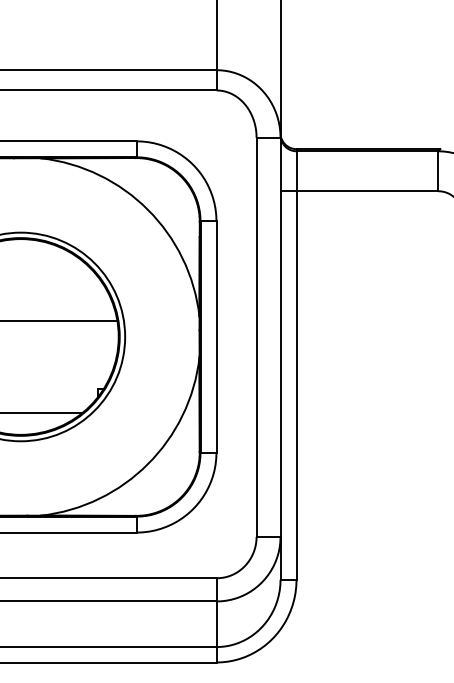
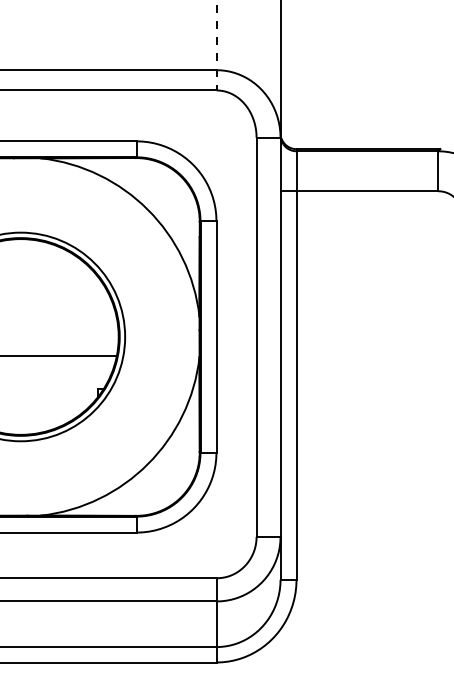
line: solid -> dashed (216, 45)
line position: (59, 321) -> (59, 356) (59, 356)
line: present -> none (42, 413)
